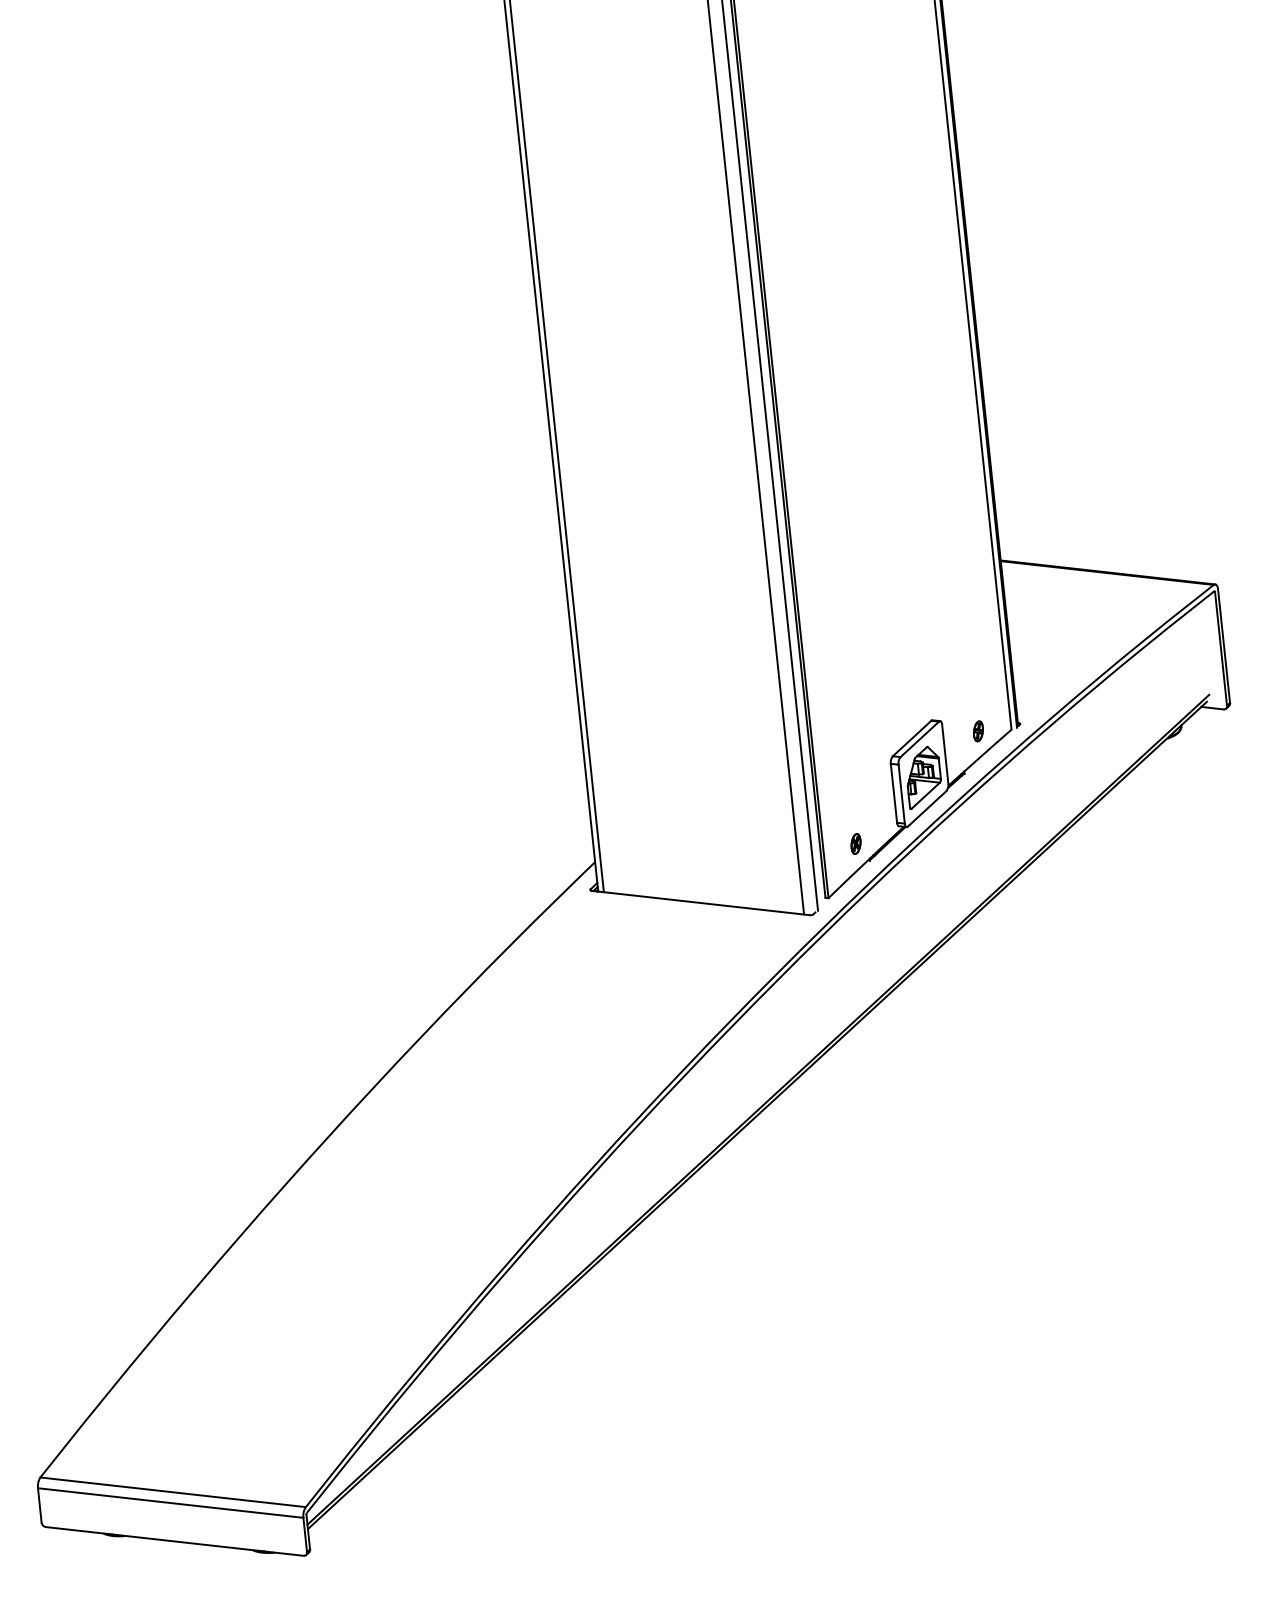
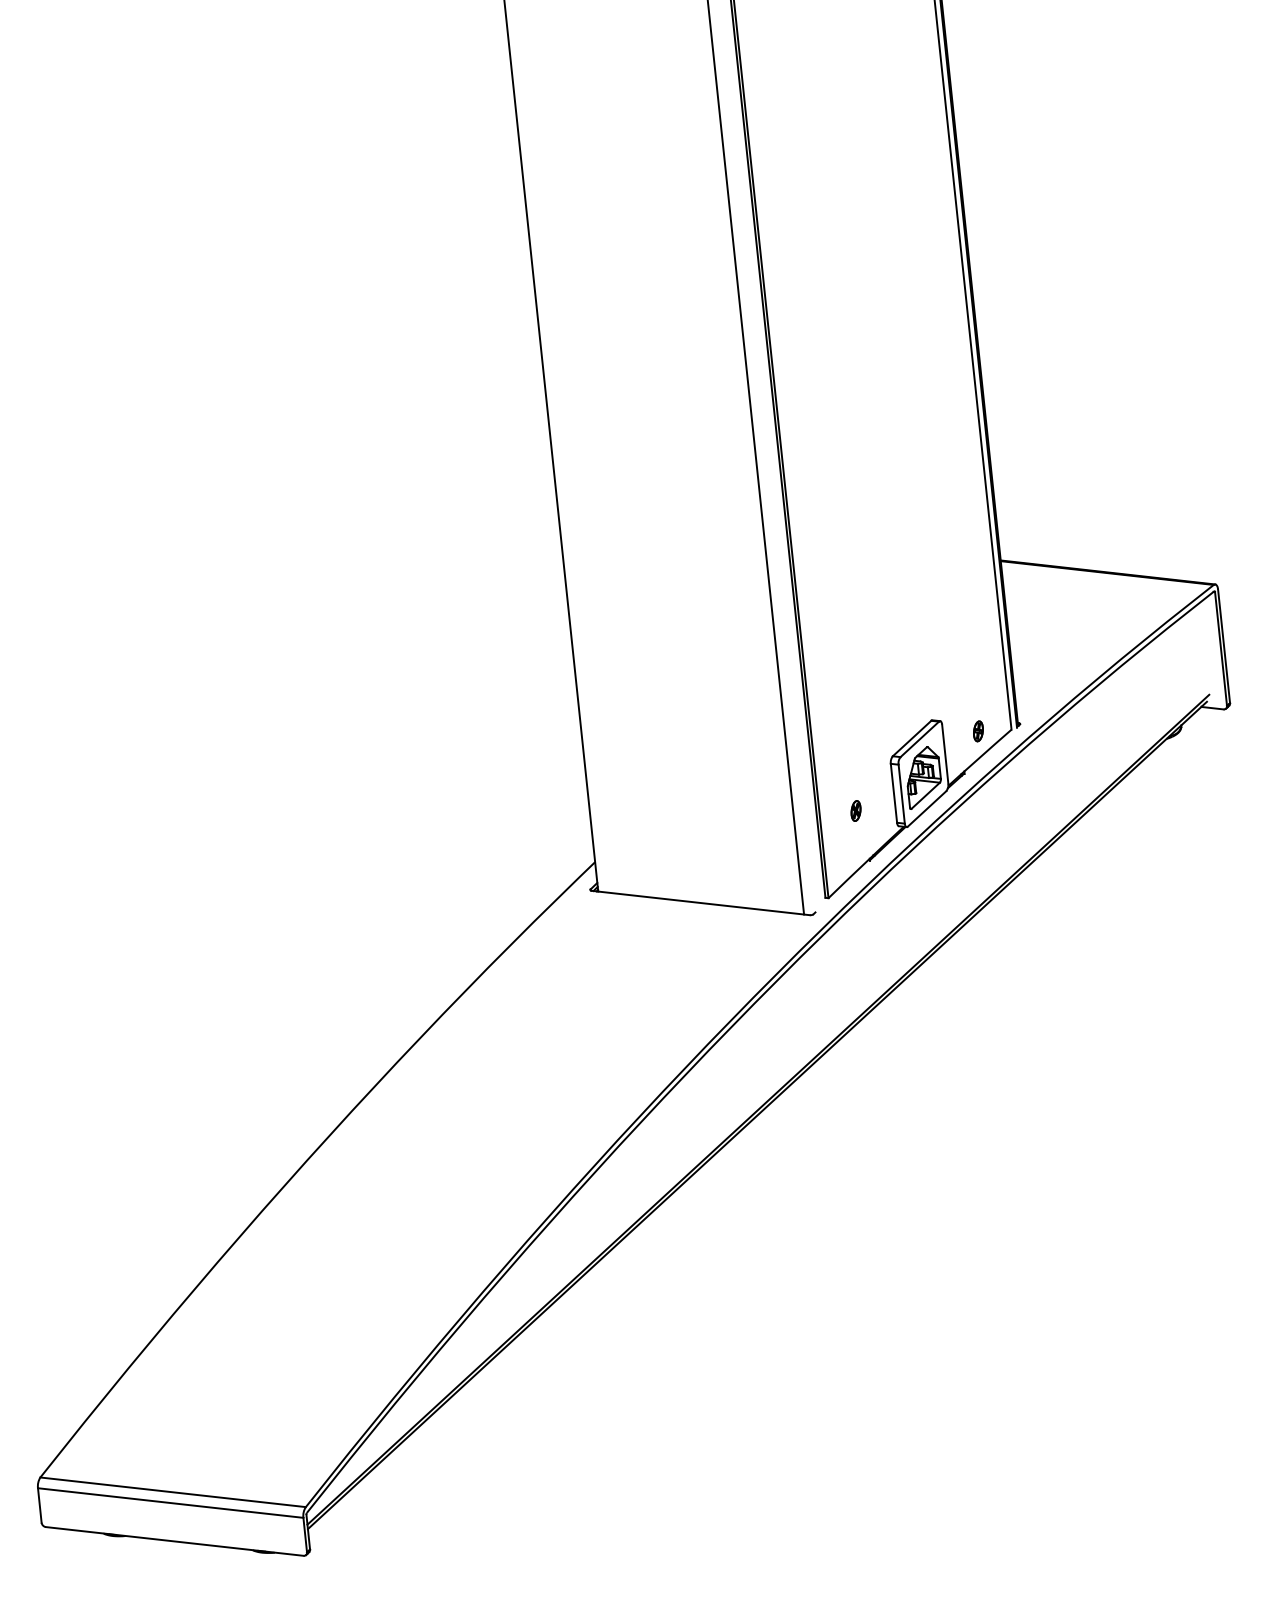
line: present -> none (556, 447)
line: present -> none (770, 456)
part position: (855, 843) -> (855, 810) (855, 810)
